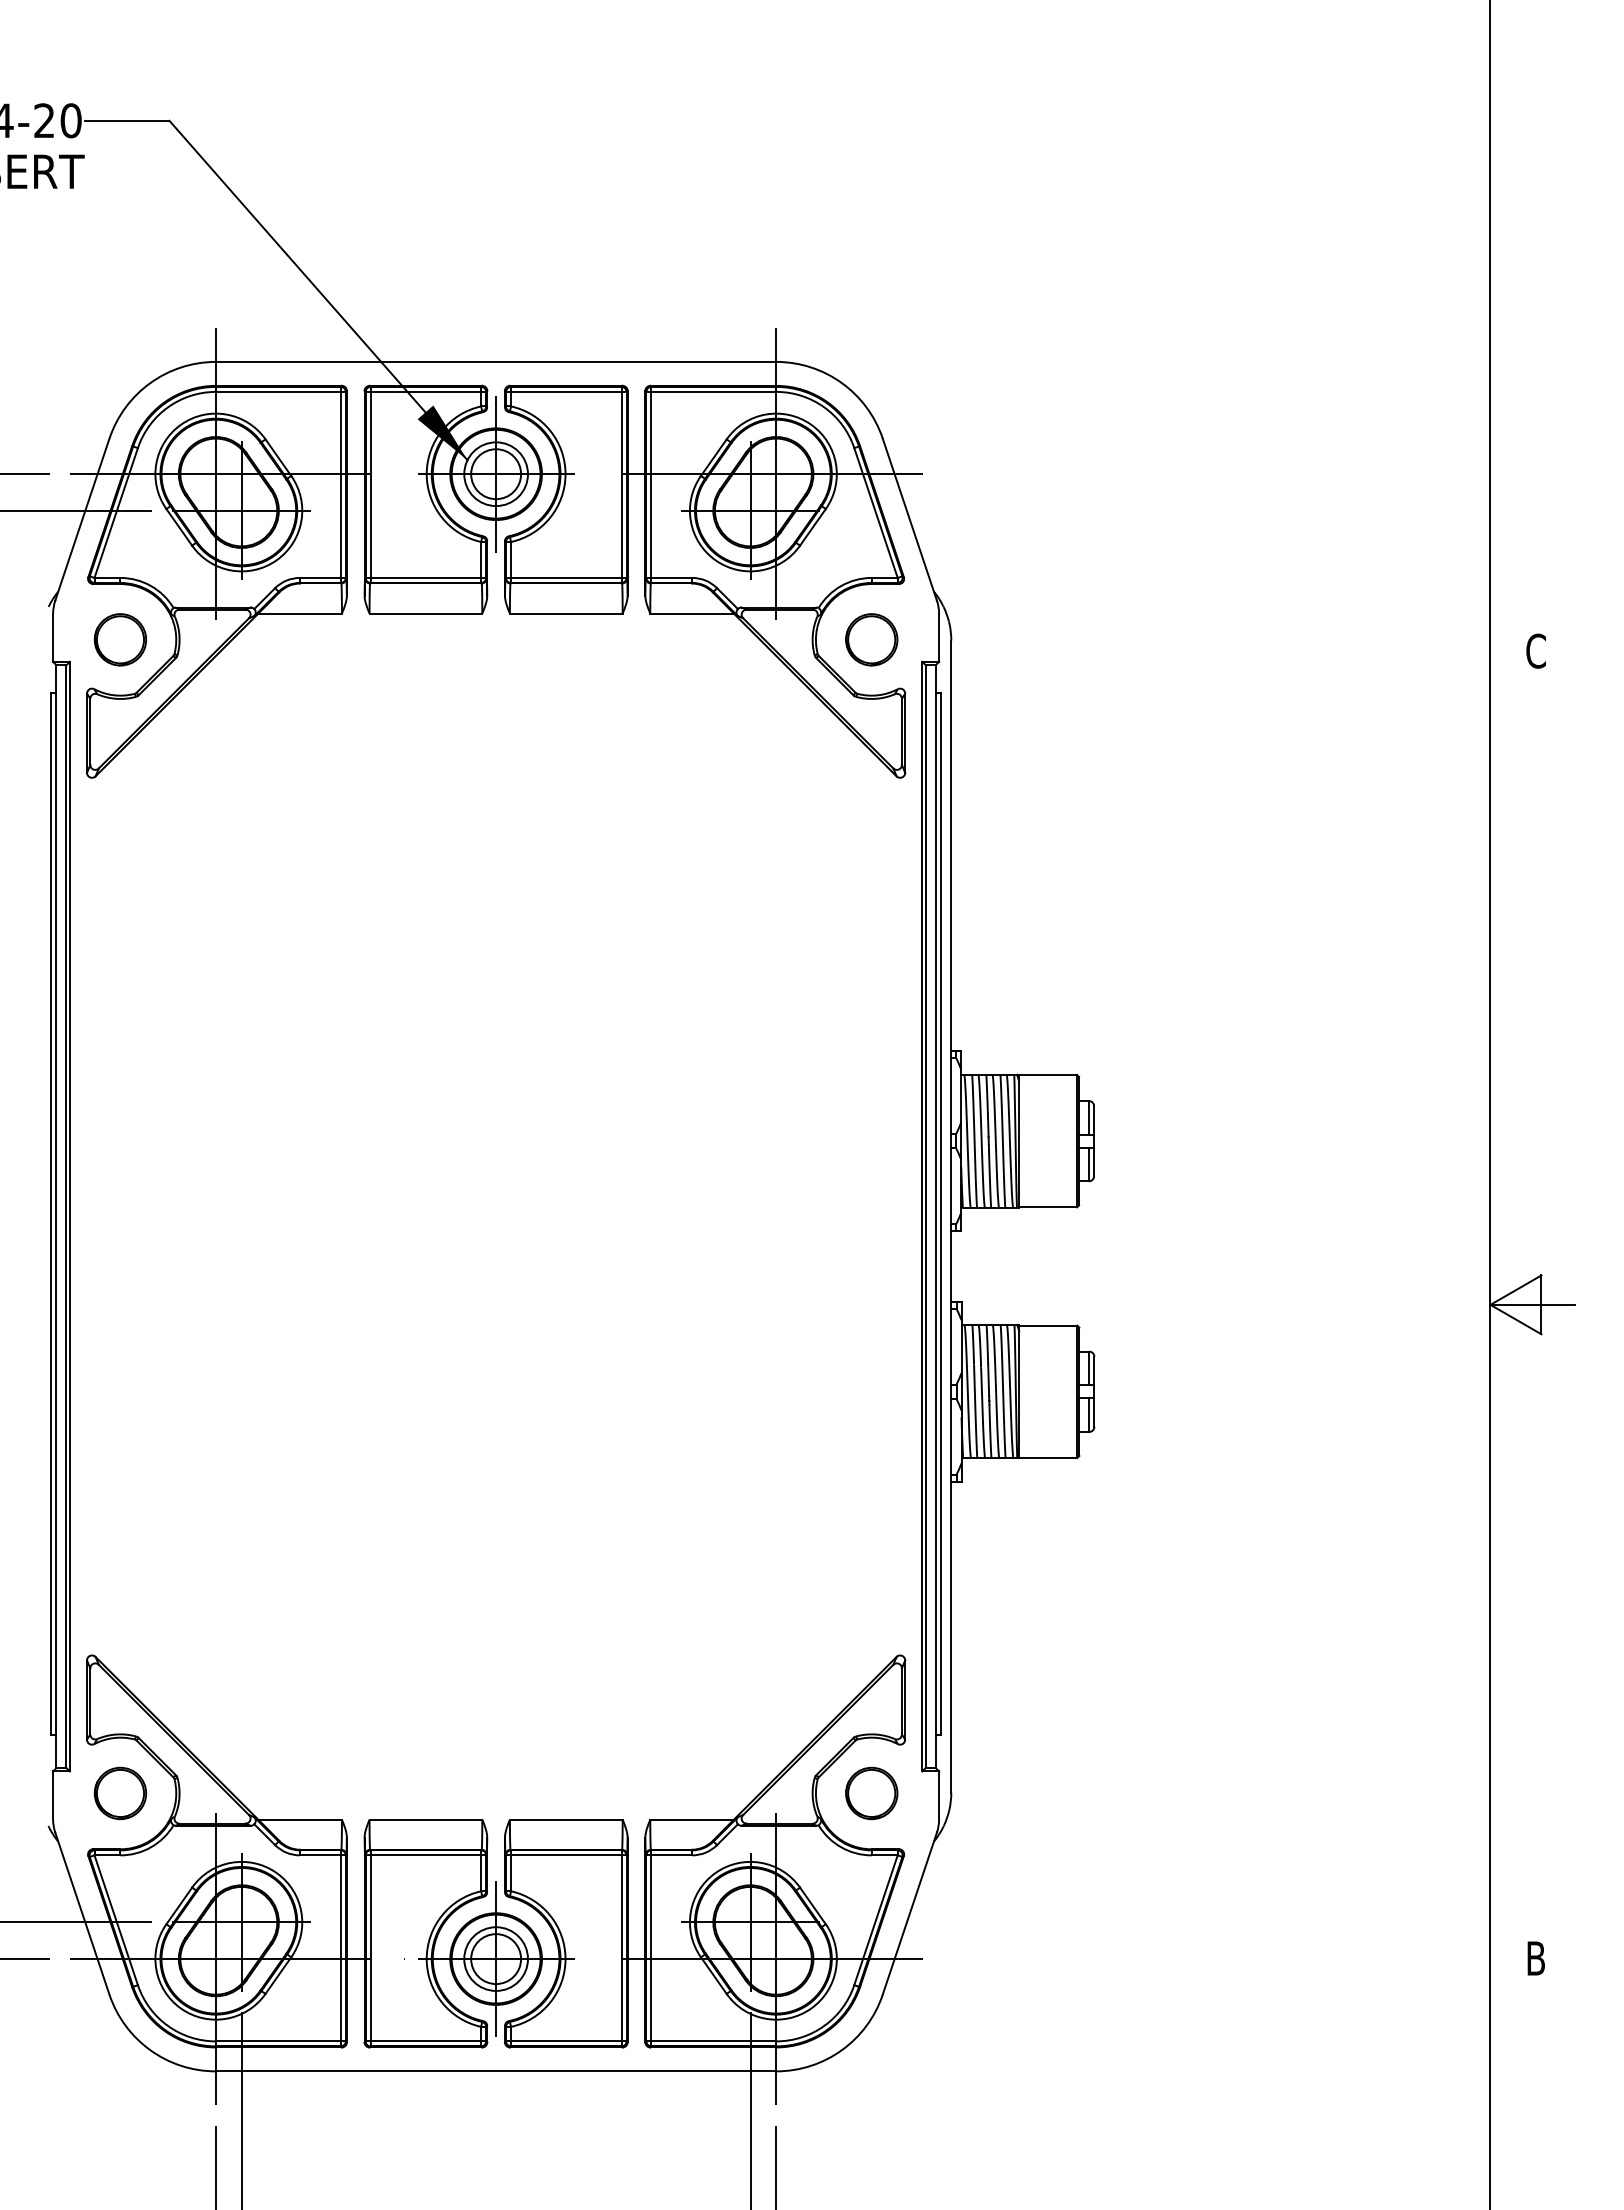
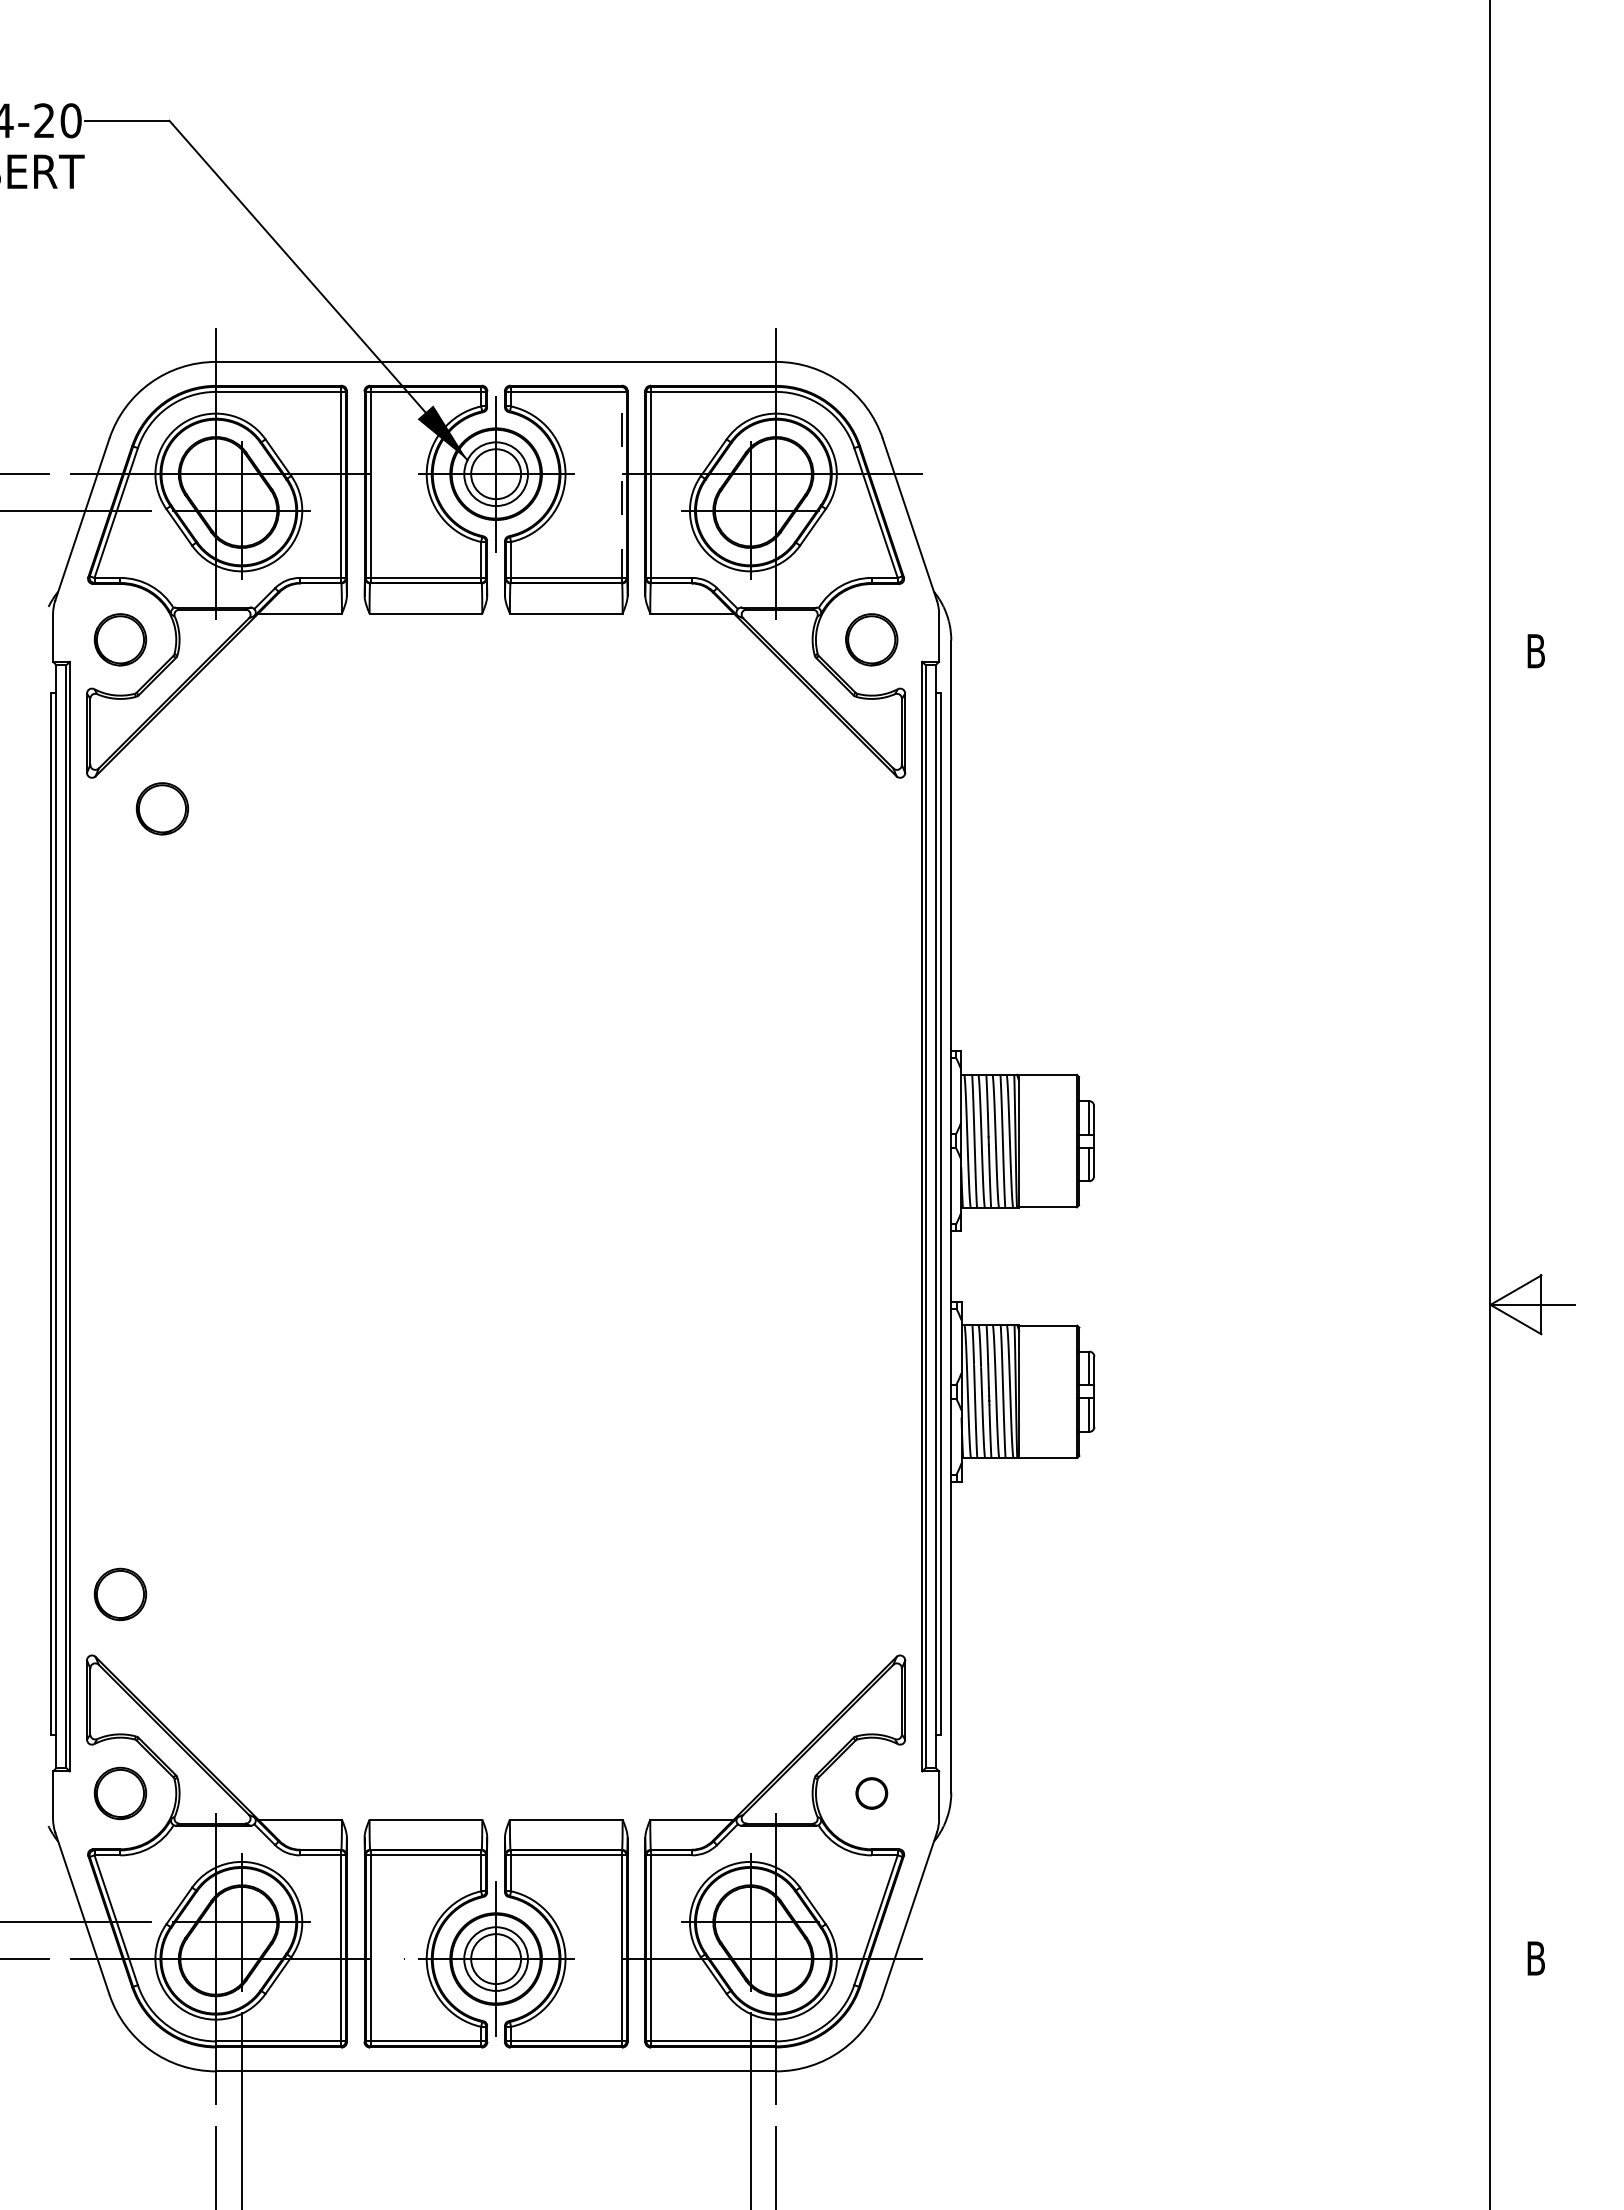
line: solid -> dashed (621, 484)
text: C -> B (1535, 650)
part: none -> present (162, 808)
part: none -> present (120, 1594)
part size: 54x55 px -> 34x33 px (871, 1793)
